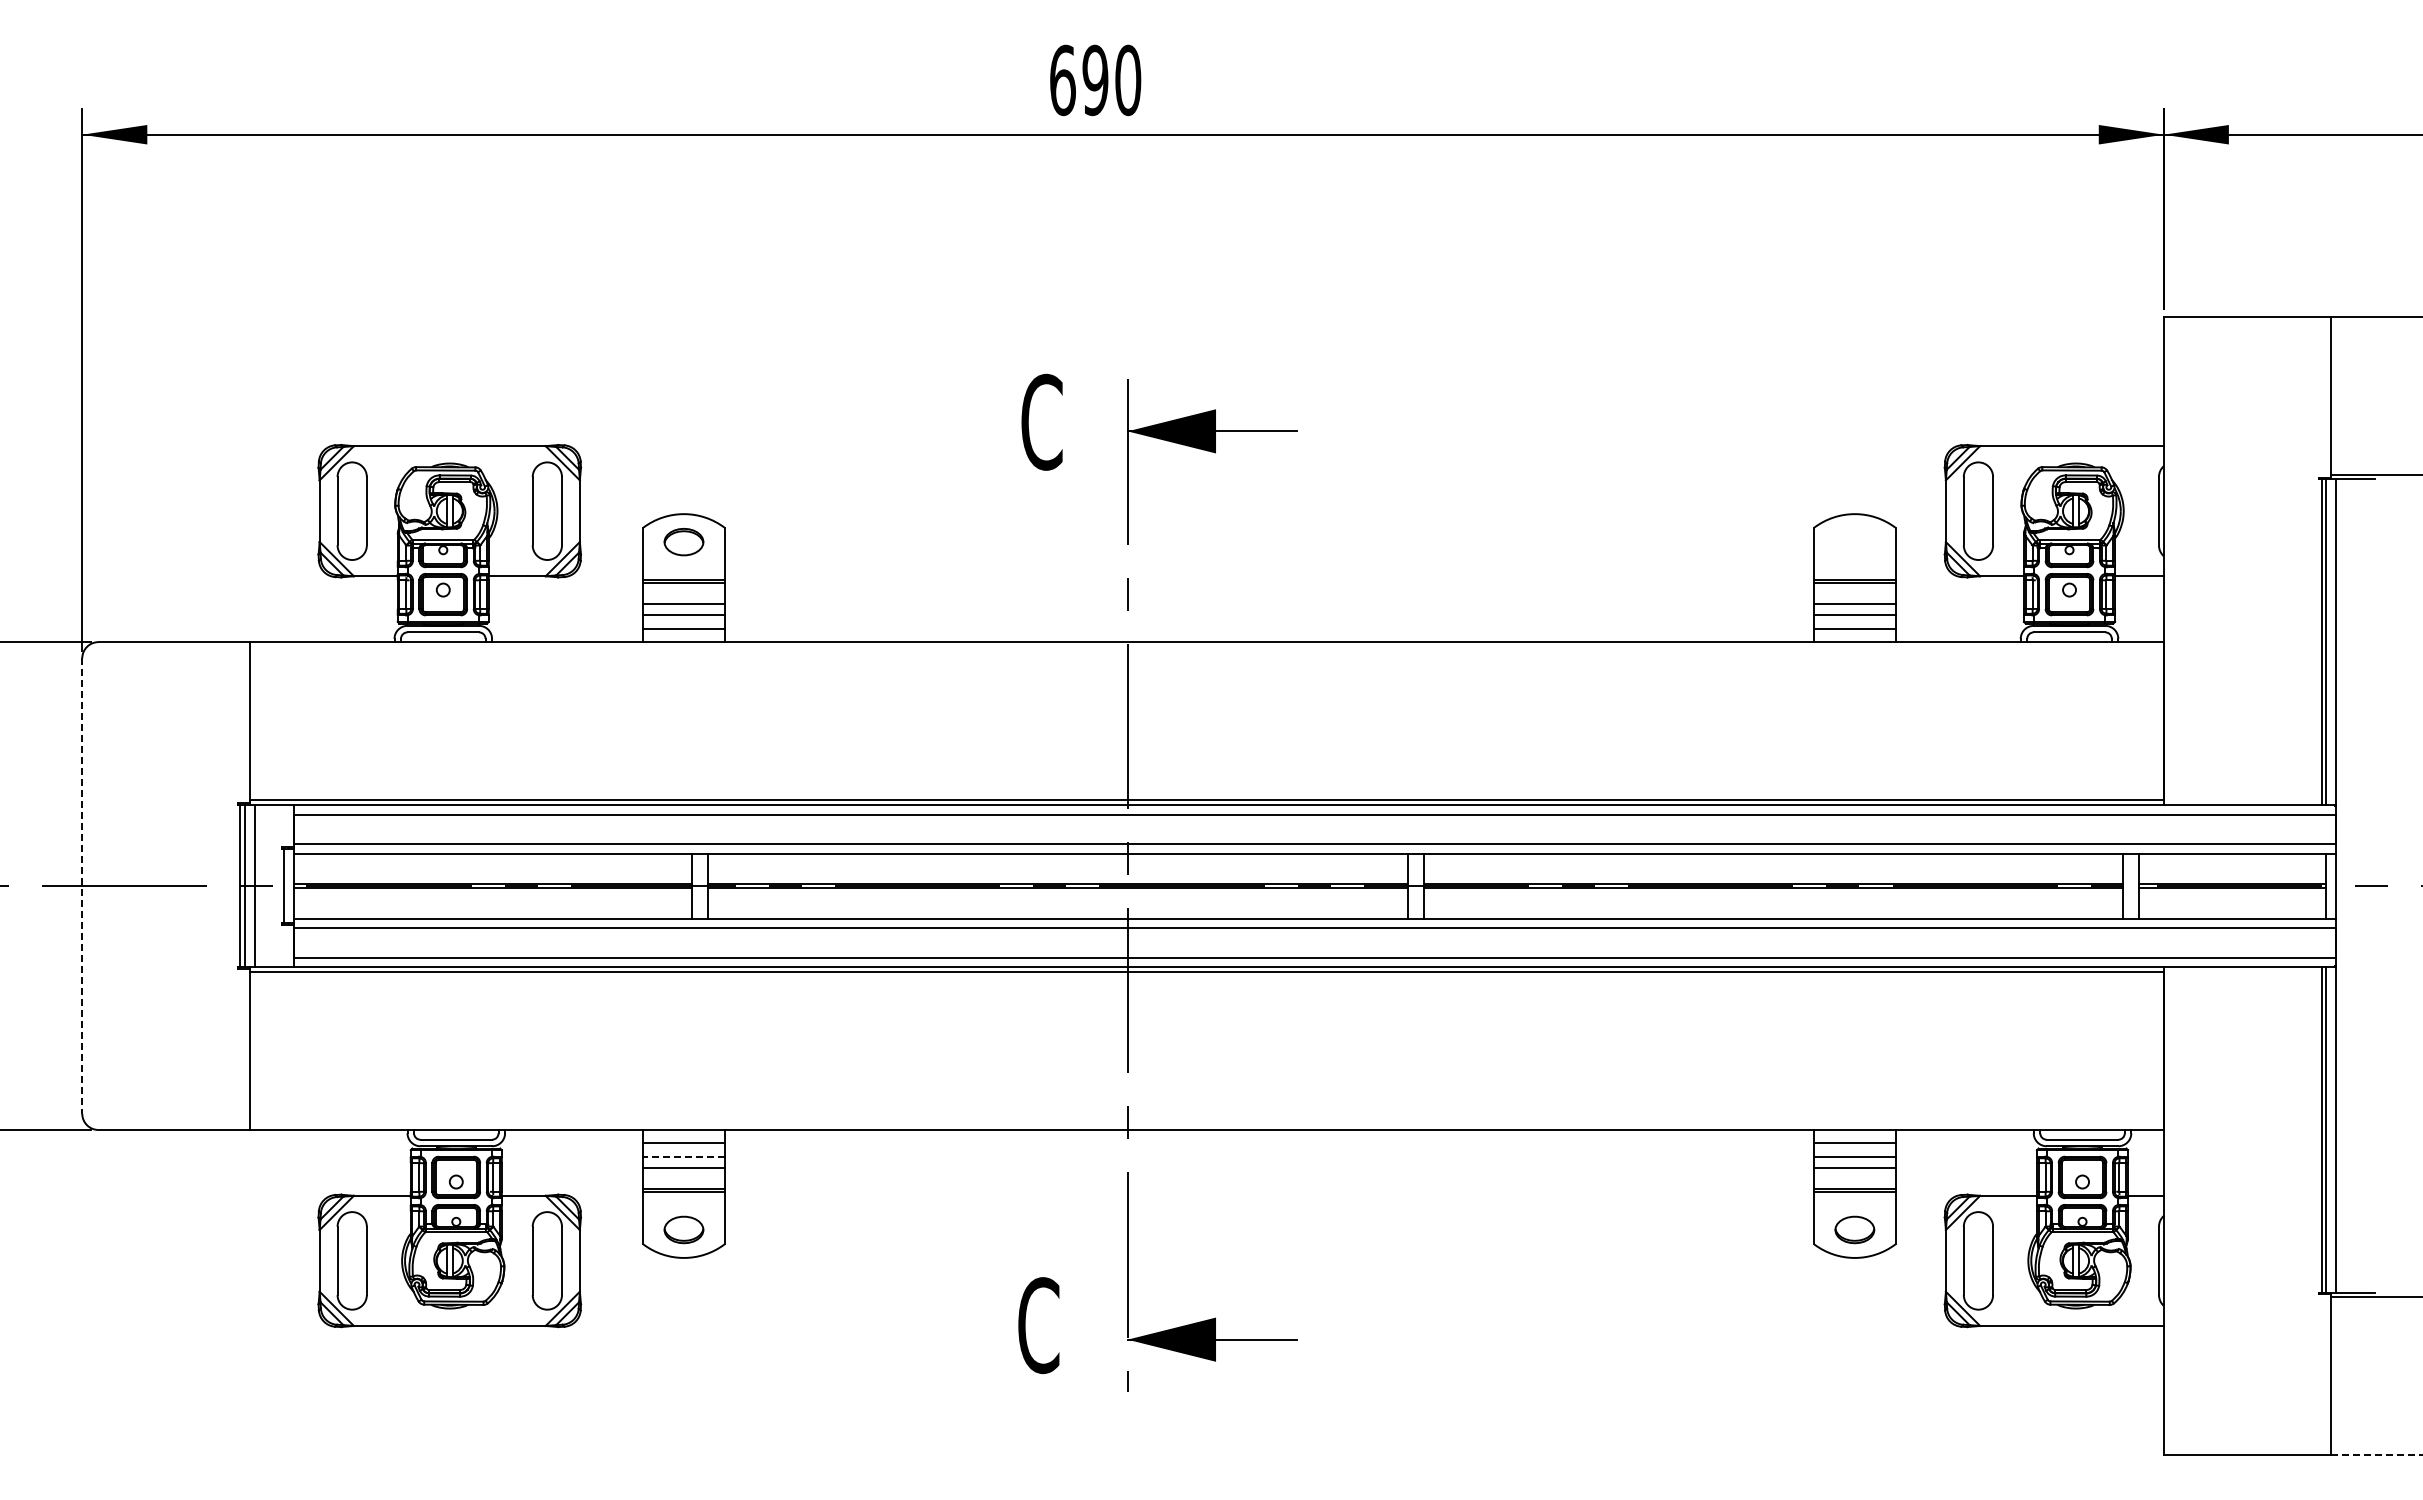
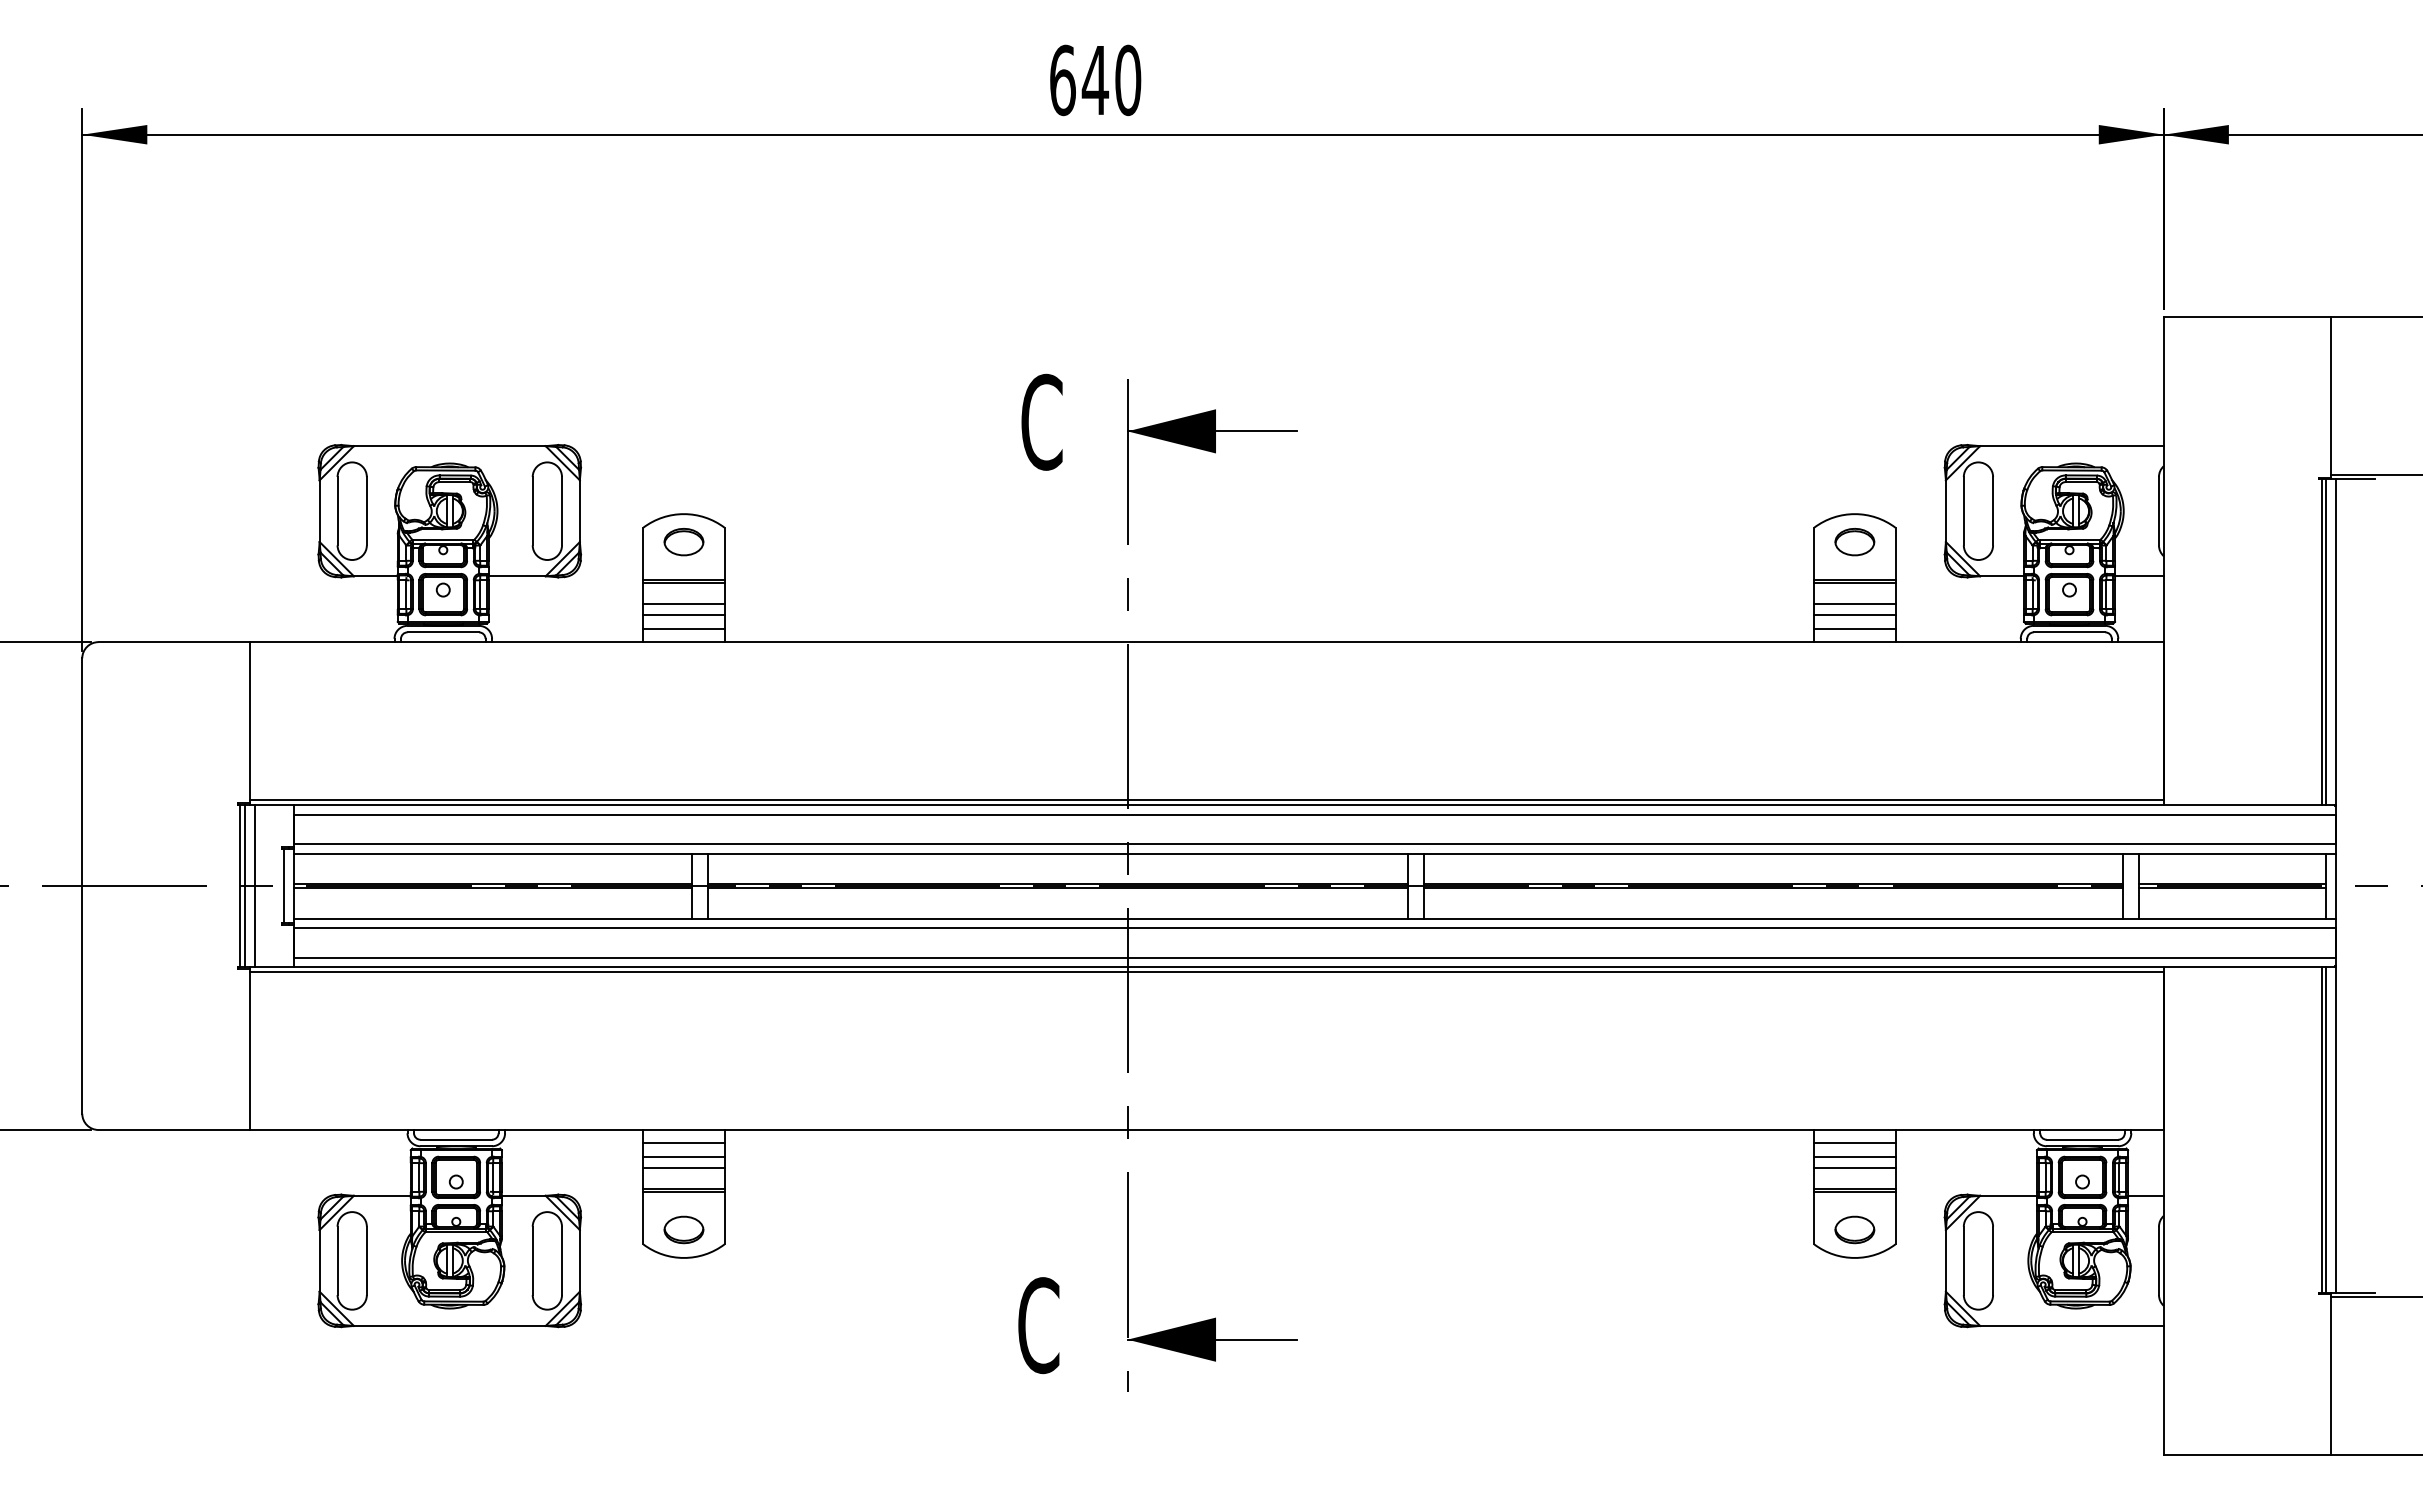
text: 690 -> 640 (1095, 80)
part: none -> present (1854, 542)
line: dashed -> solid (82, 886)
line: dashed -> solid (683, 1156)
line: dashed -> solid (2377, 1455)
